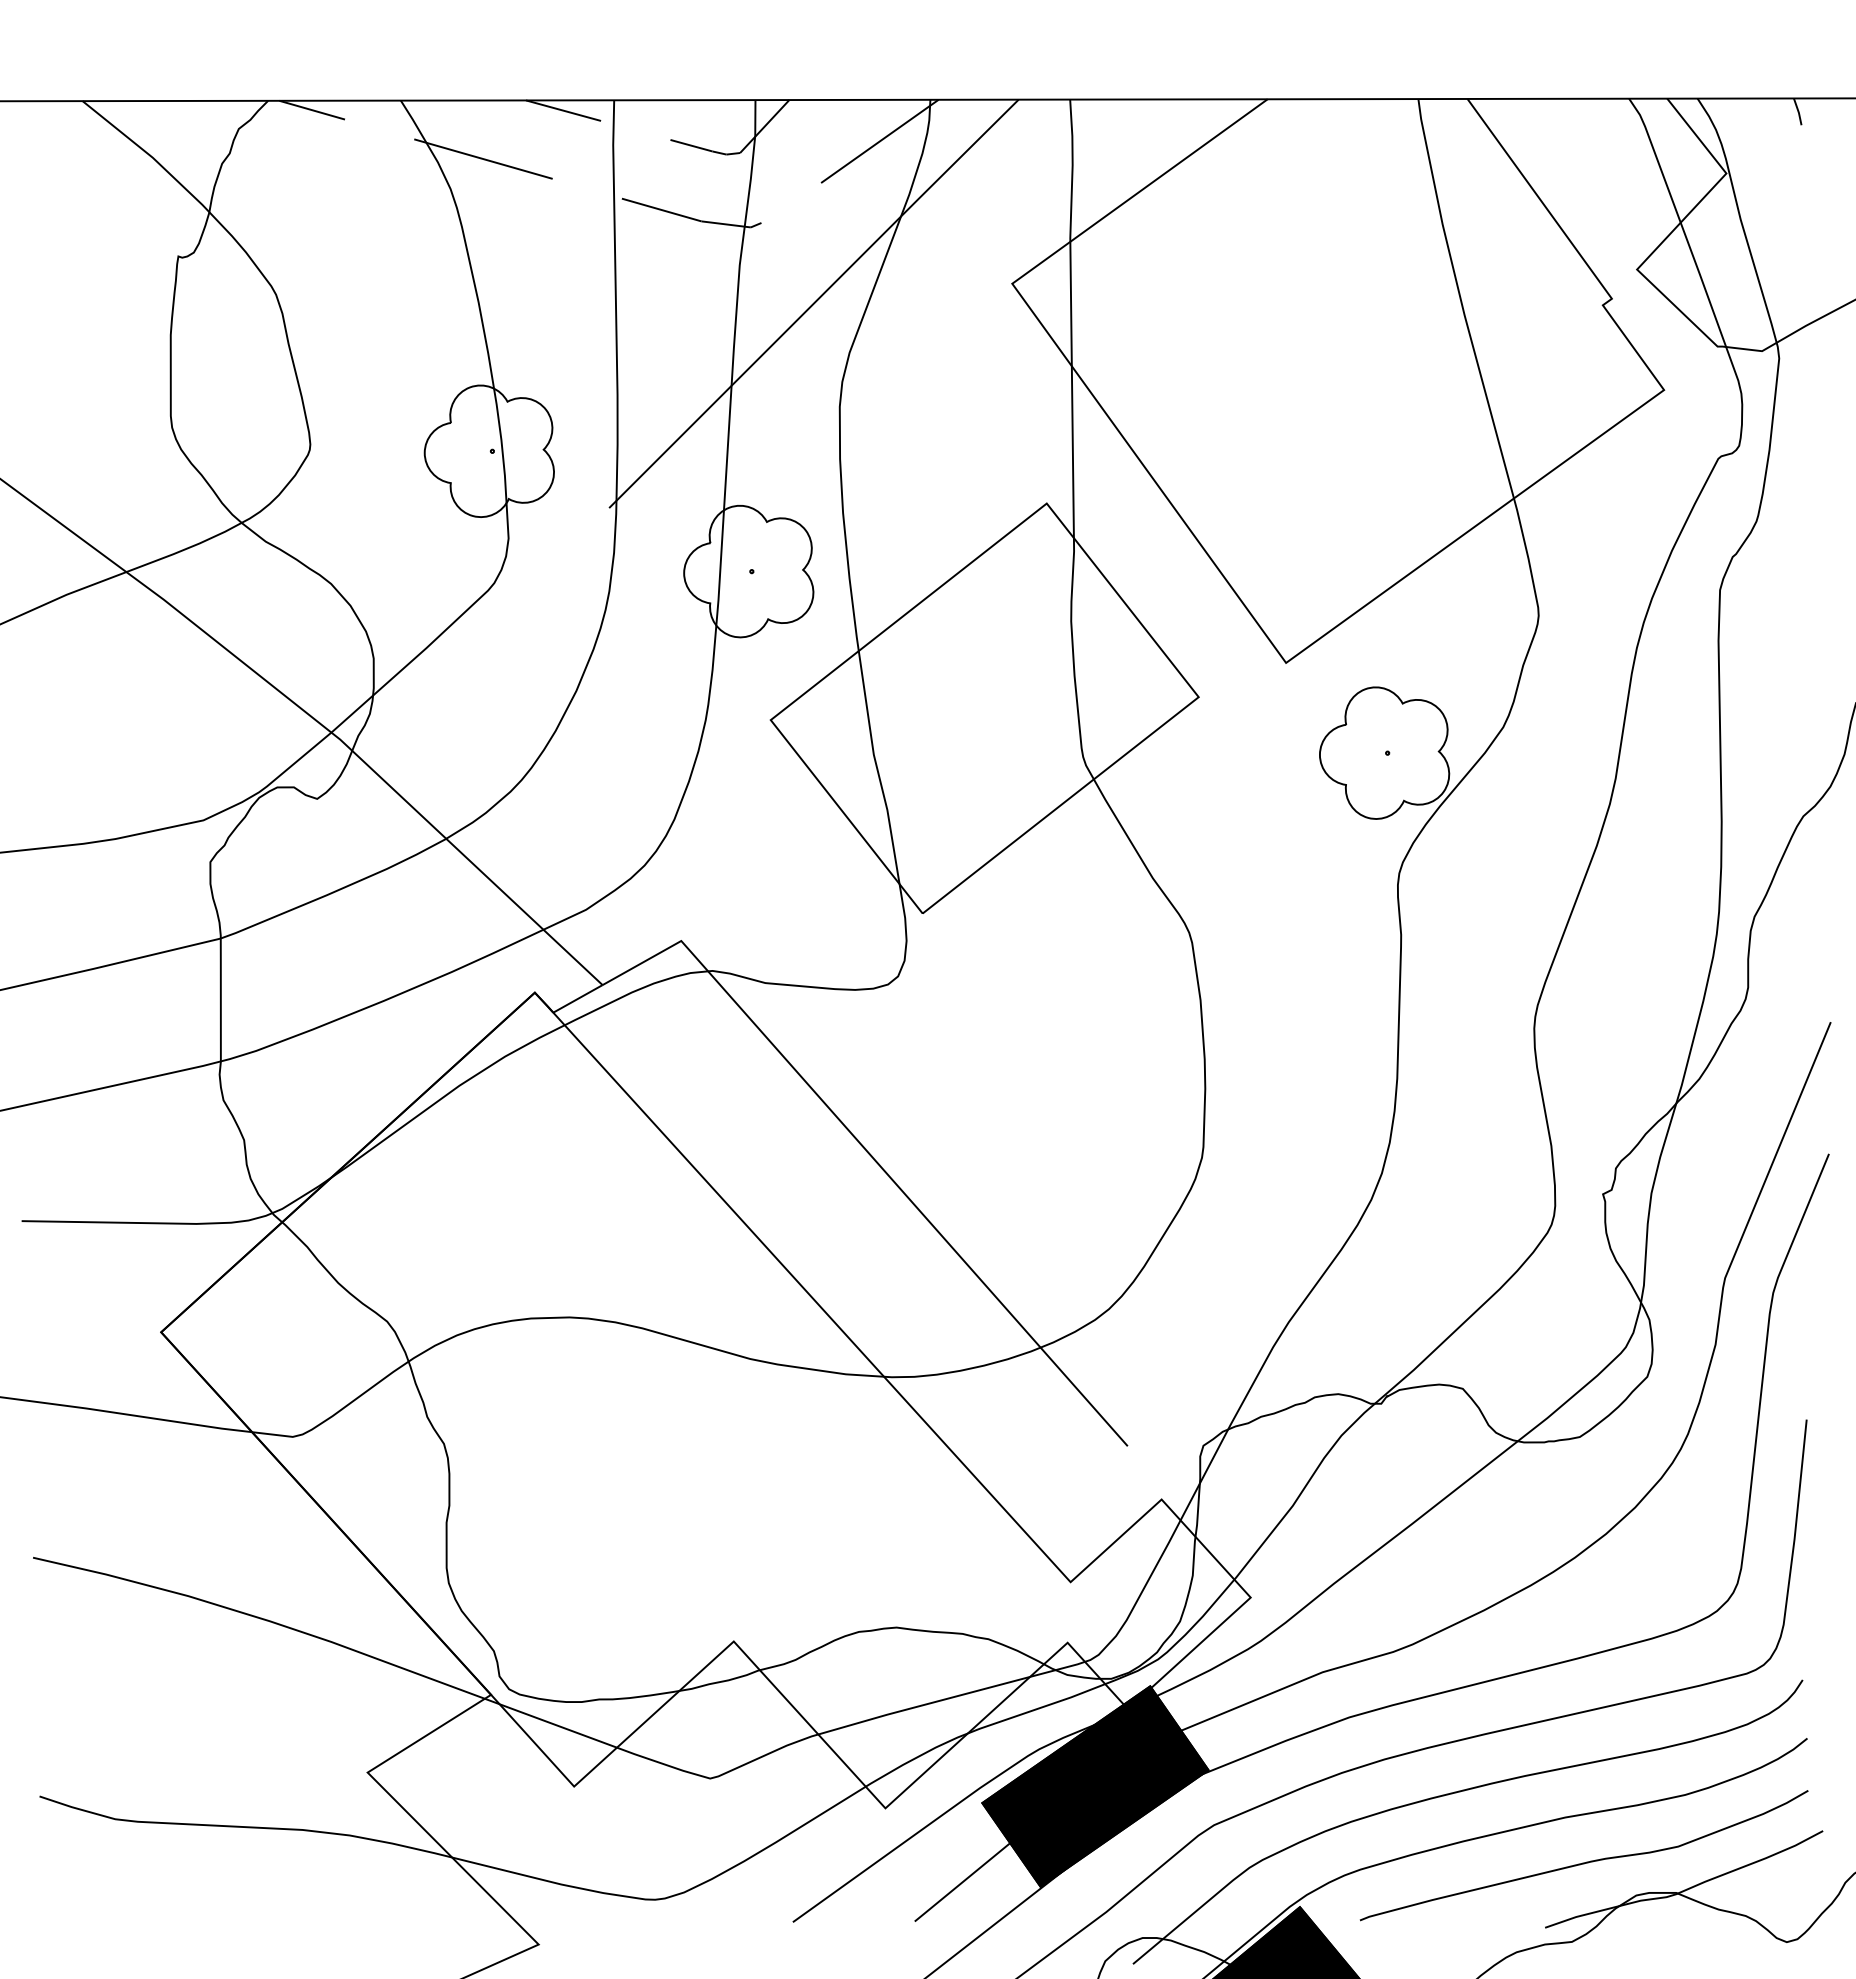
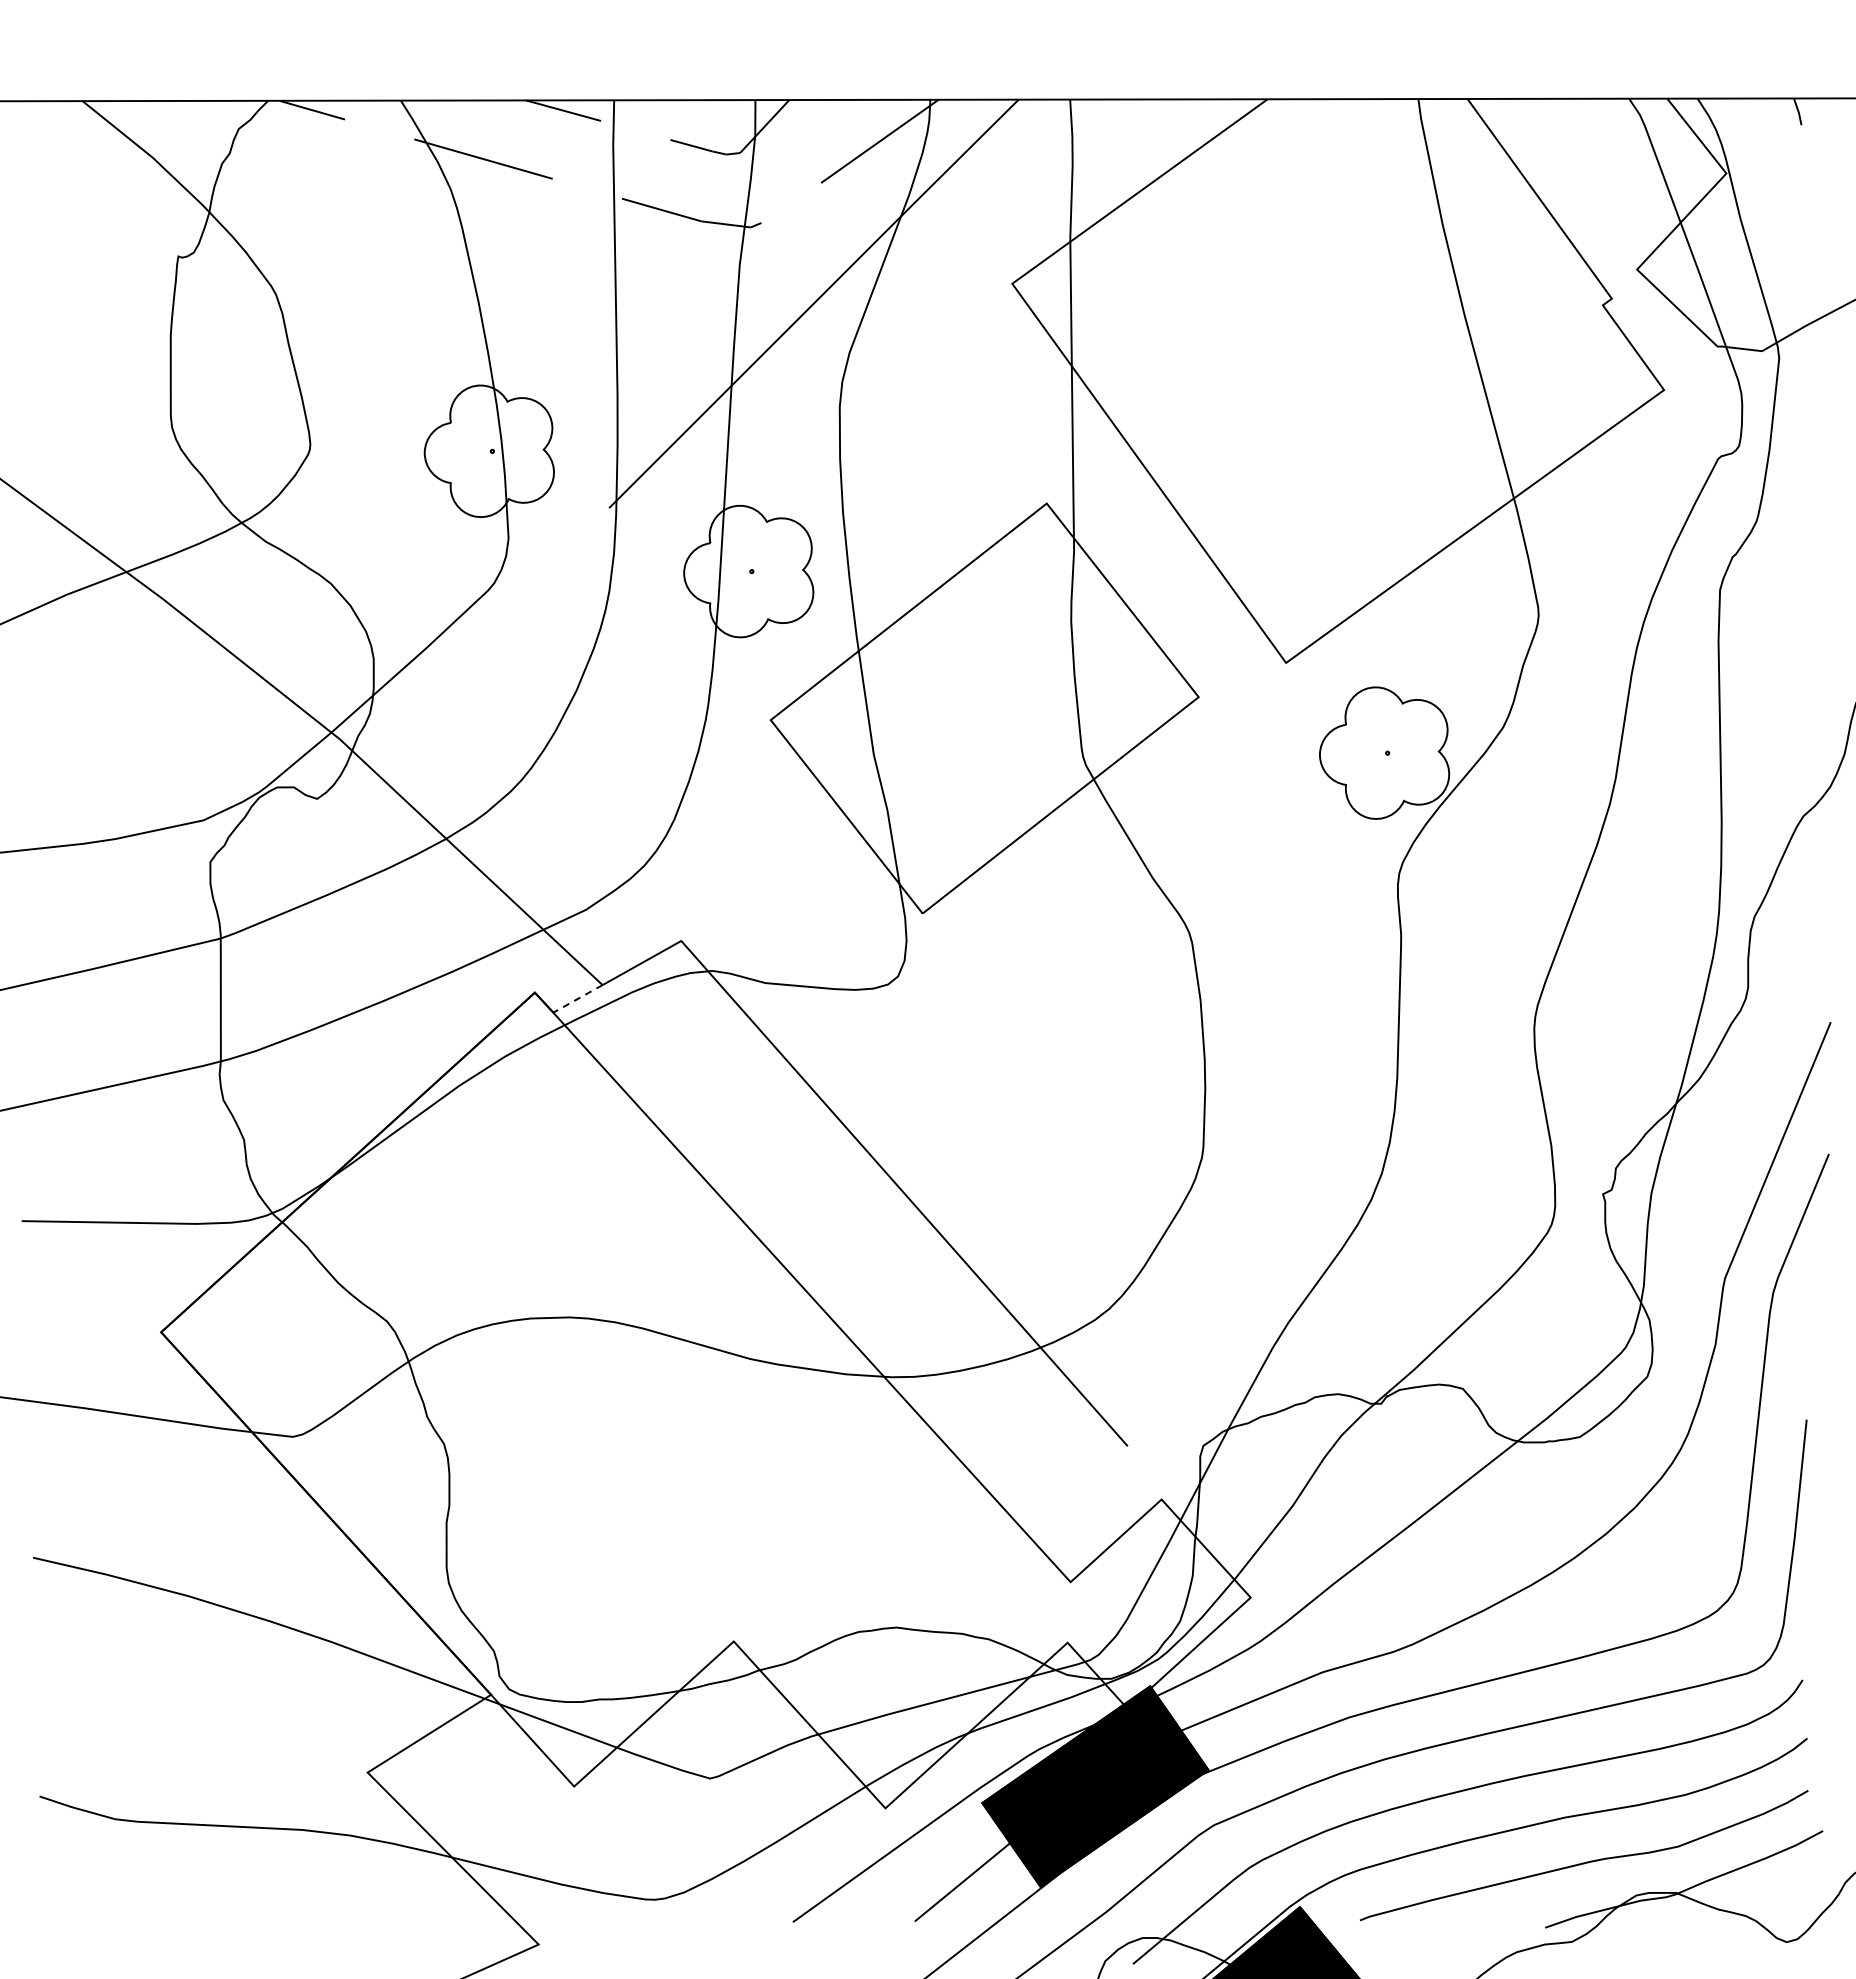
line: solid -> dashed (577, 999)
